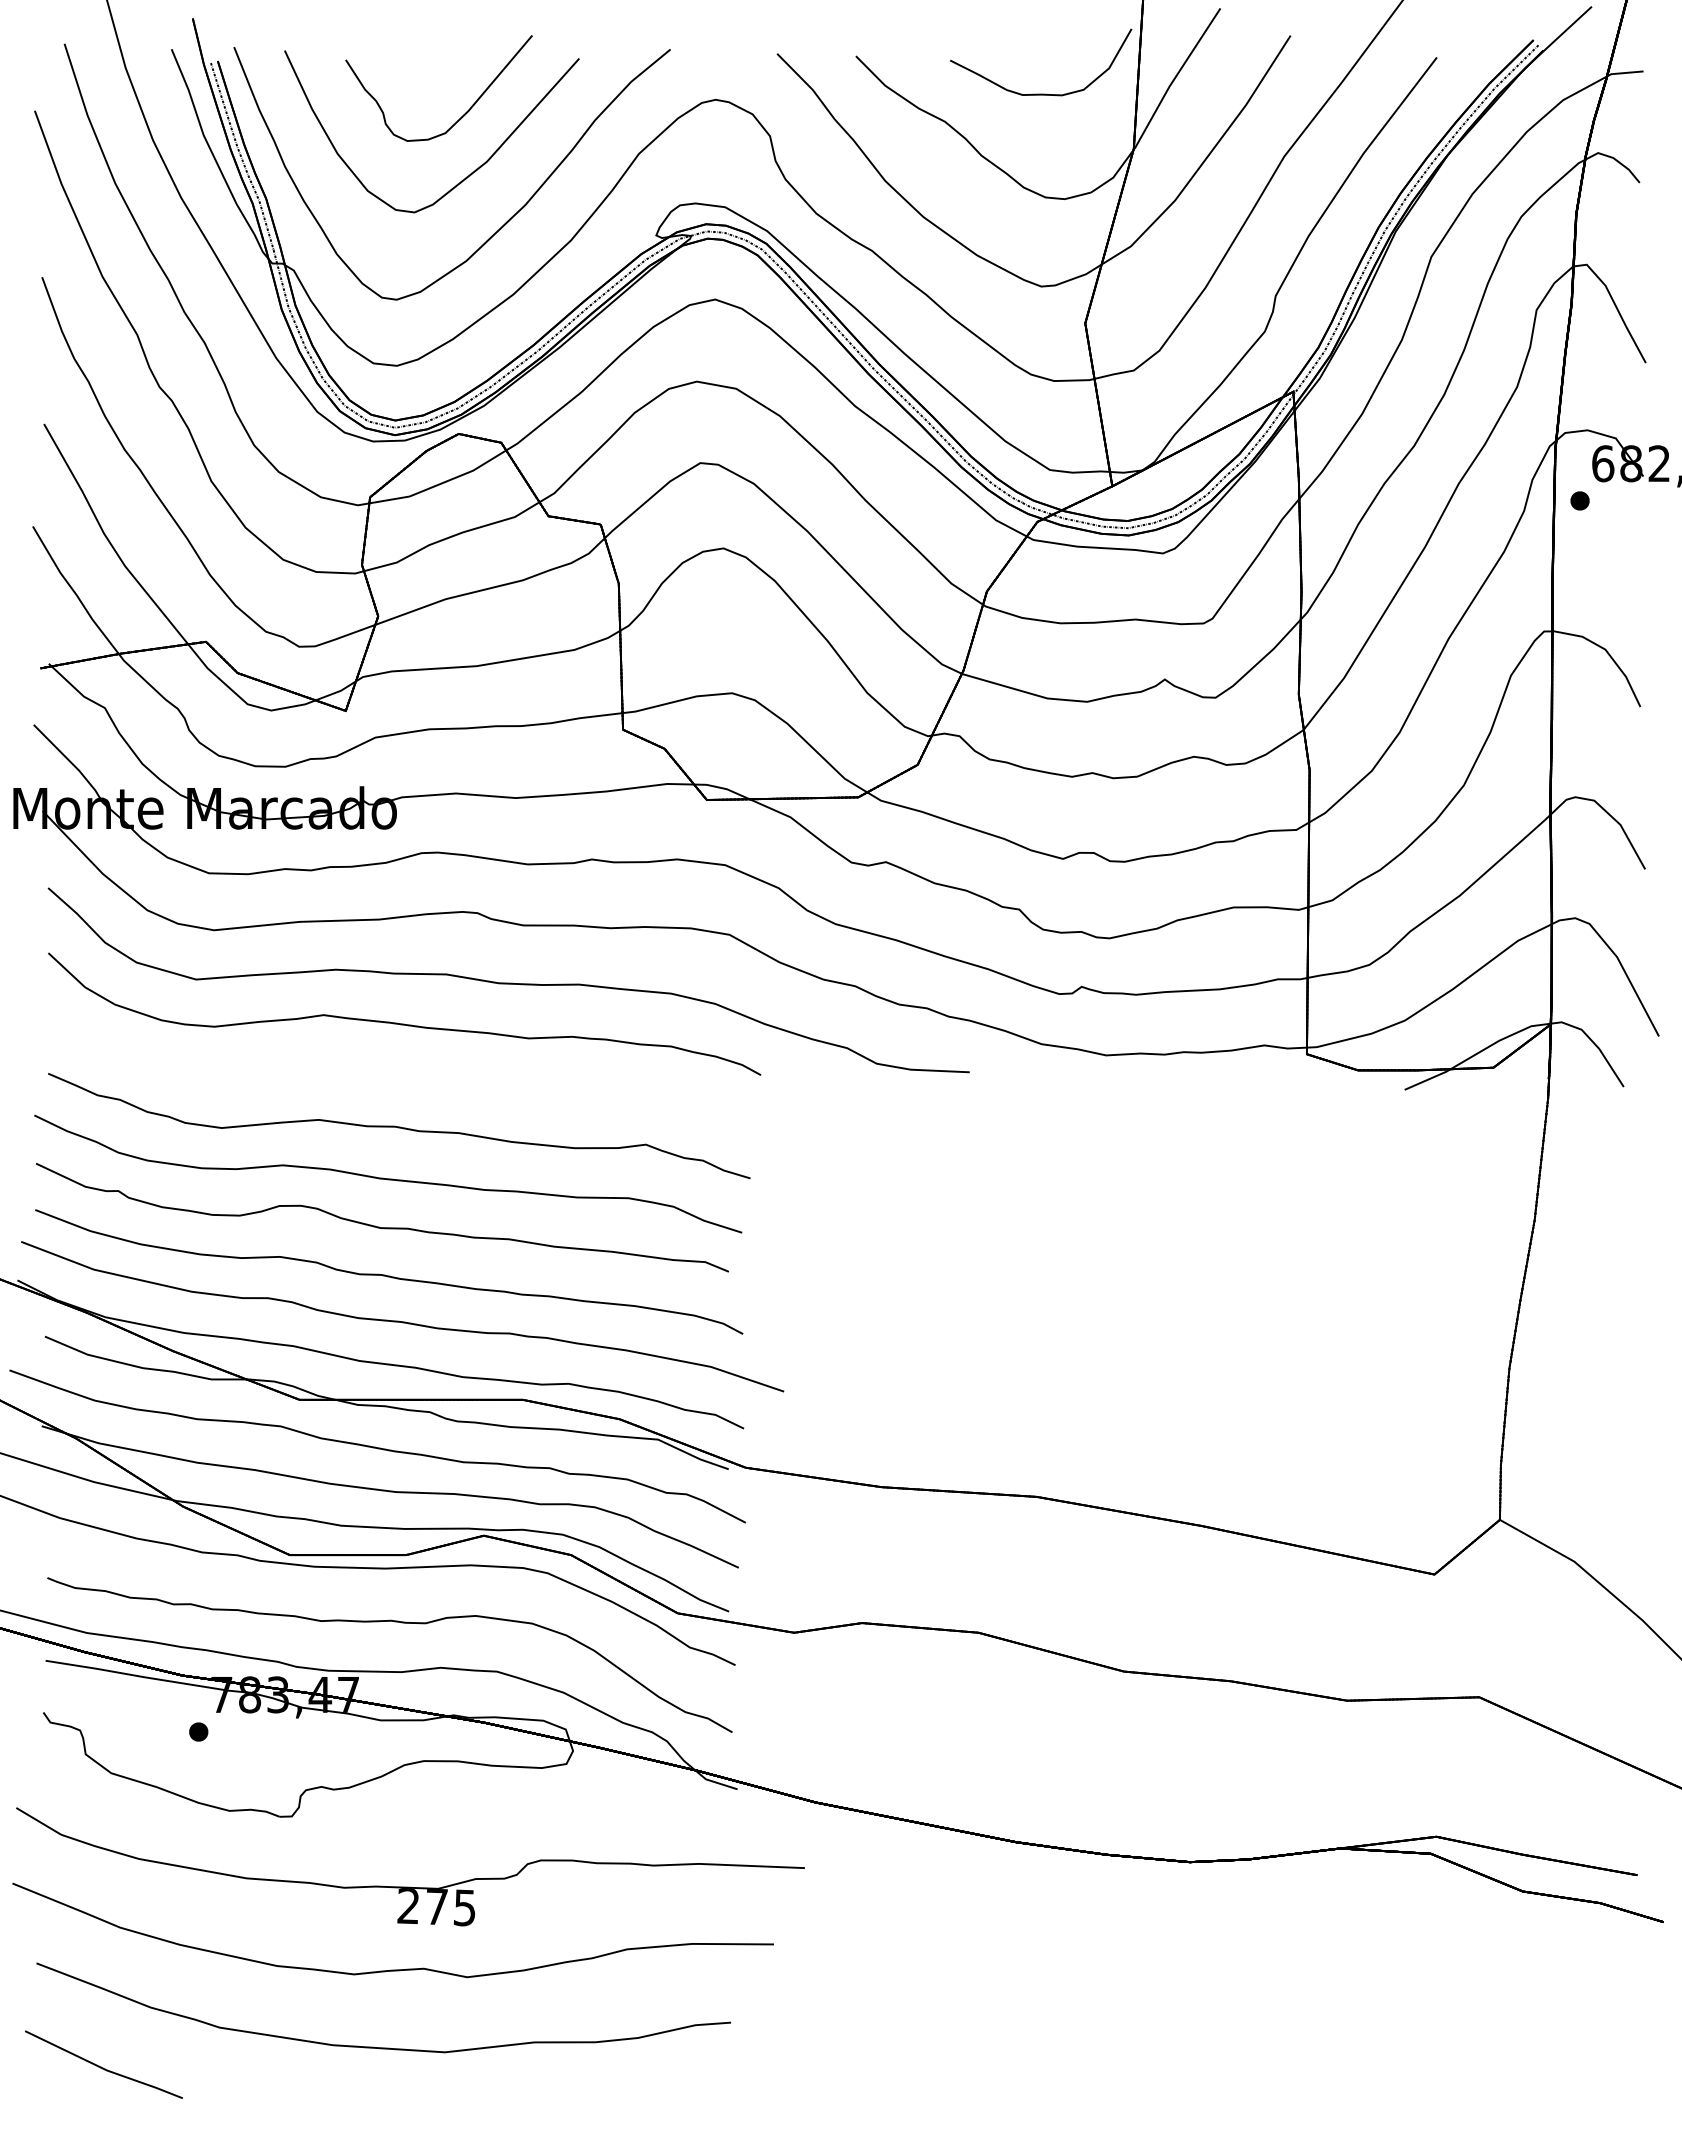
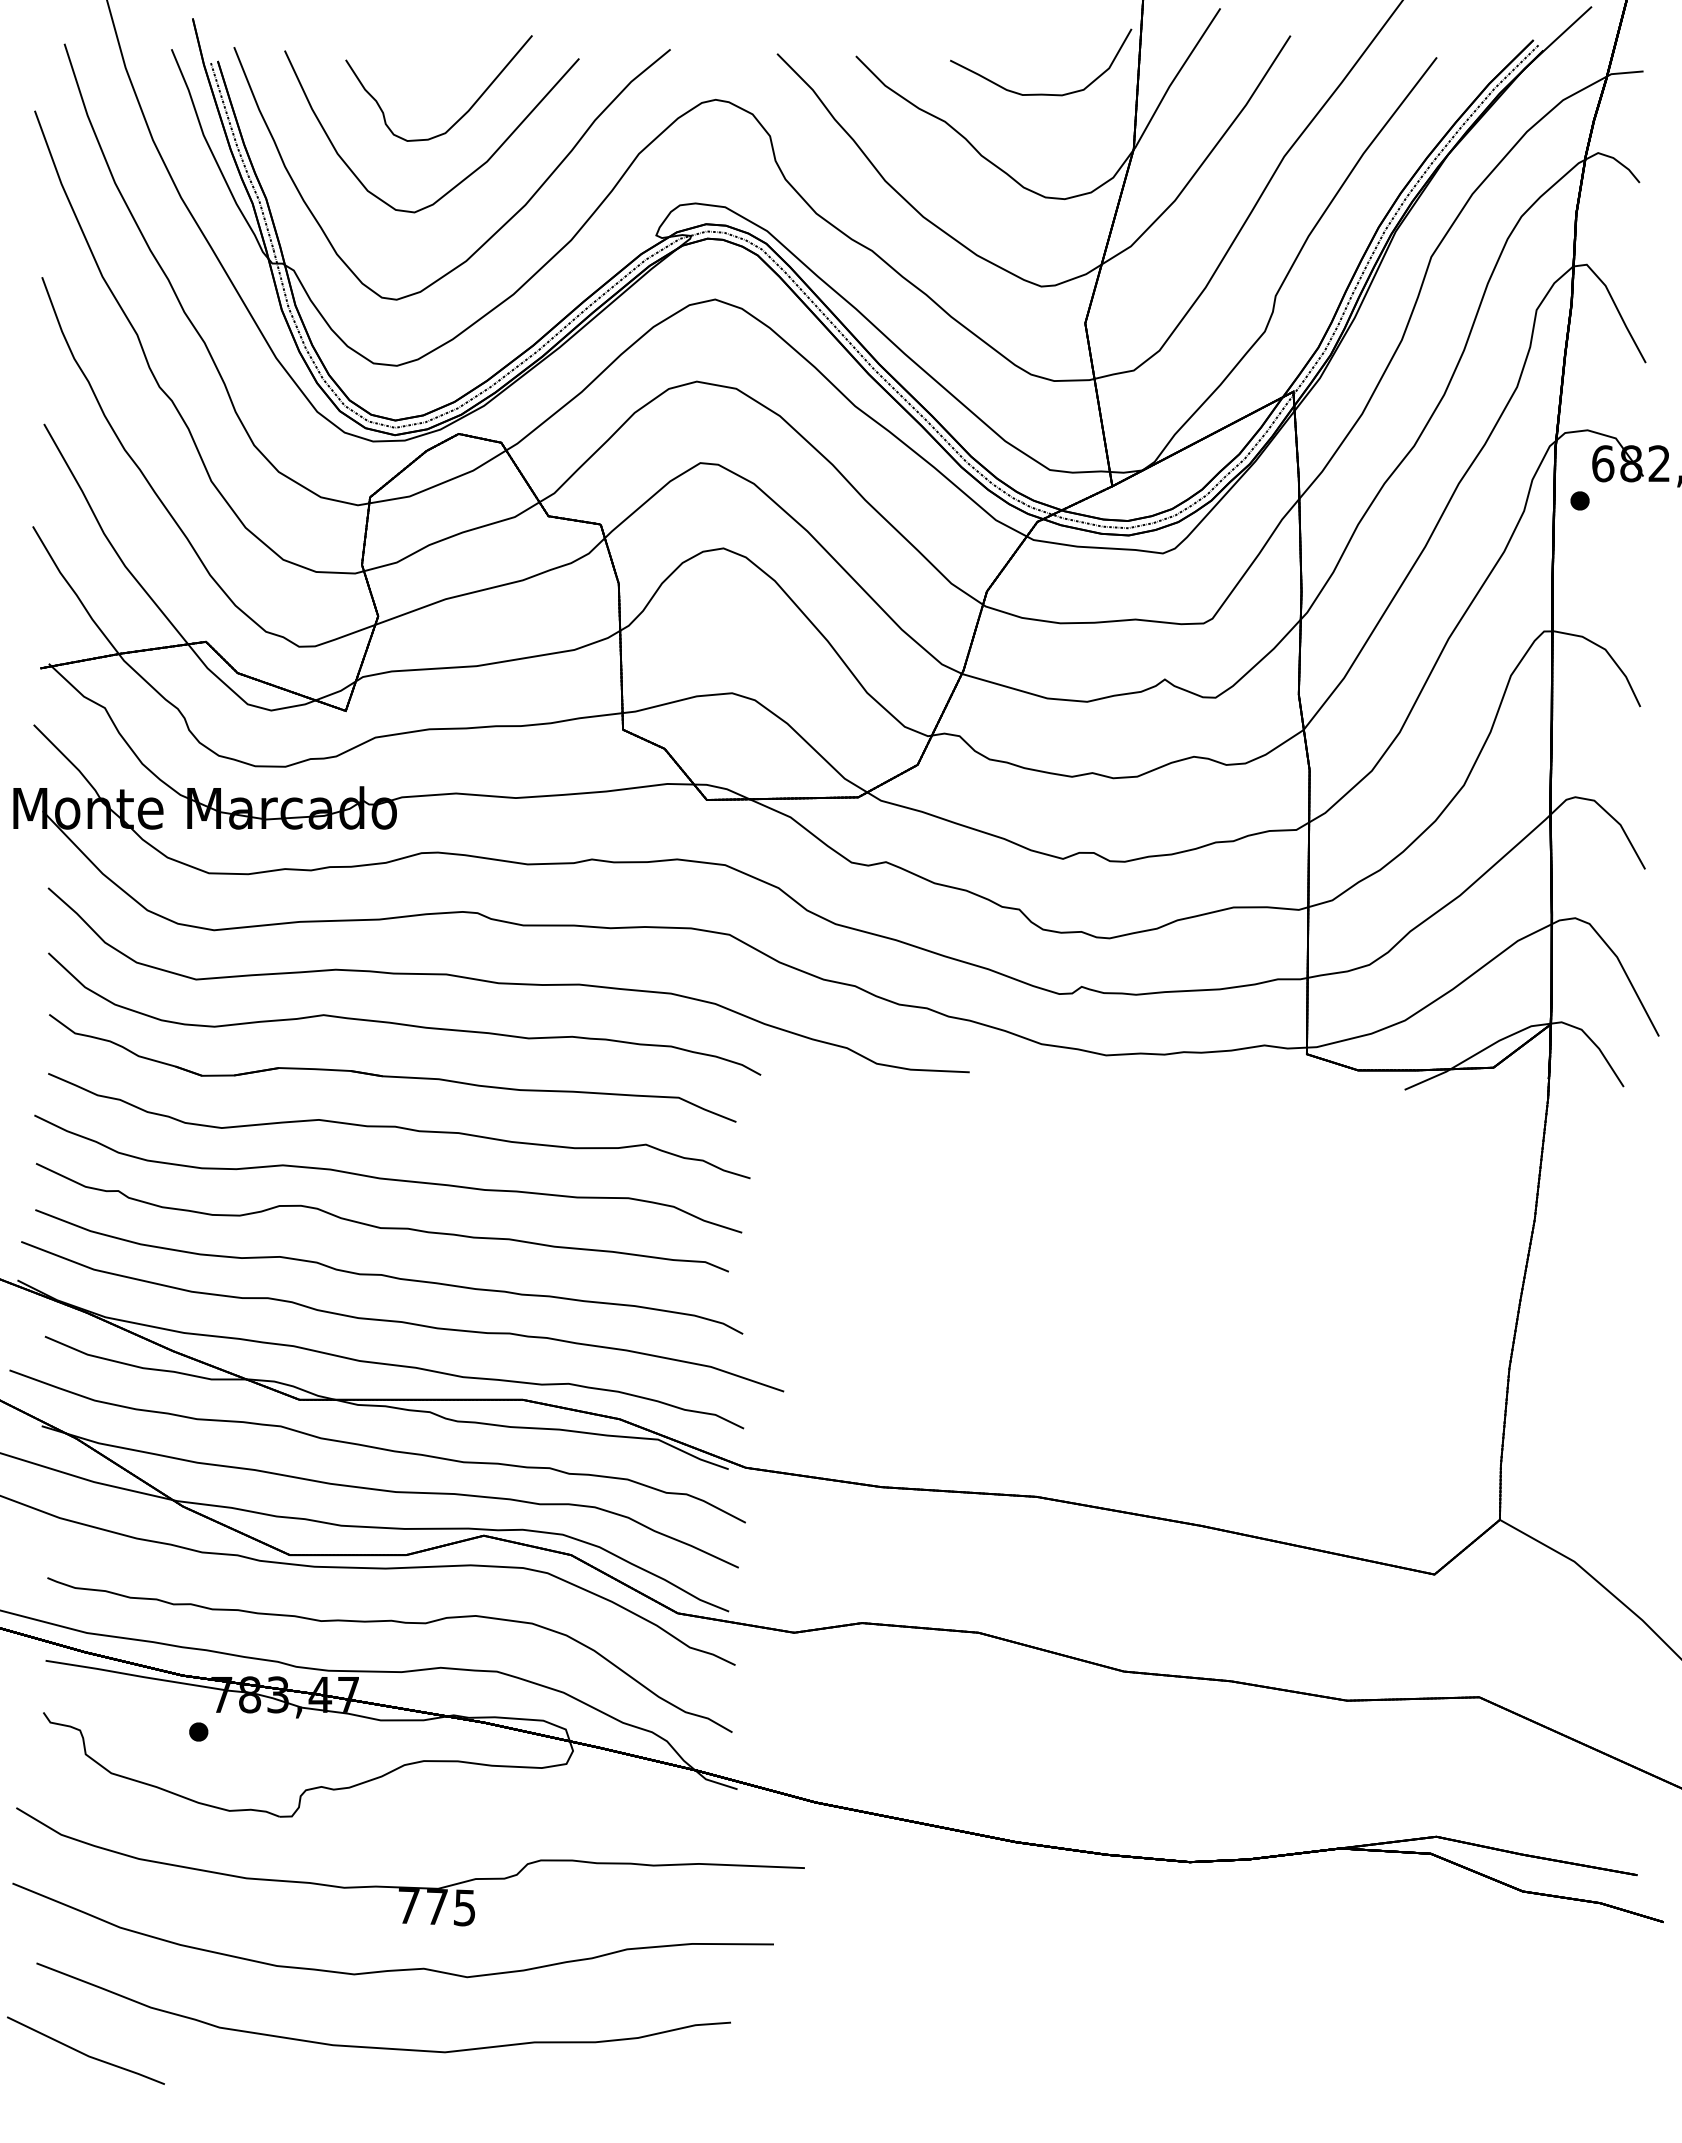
part: none -> present (392, 1075)
text: 275 -> 775 (408, 1906)
line position: (101, 2066) -> (83, 2052) (83, 2052)
